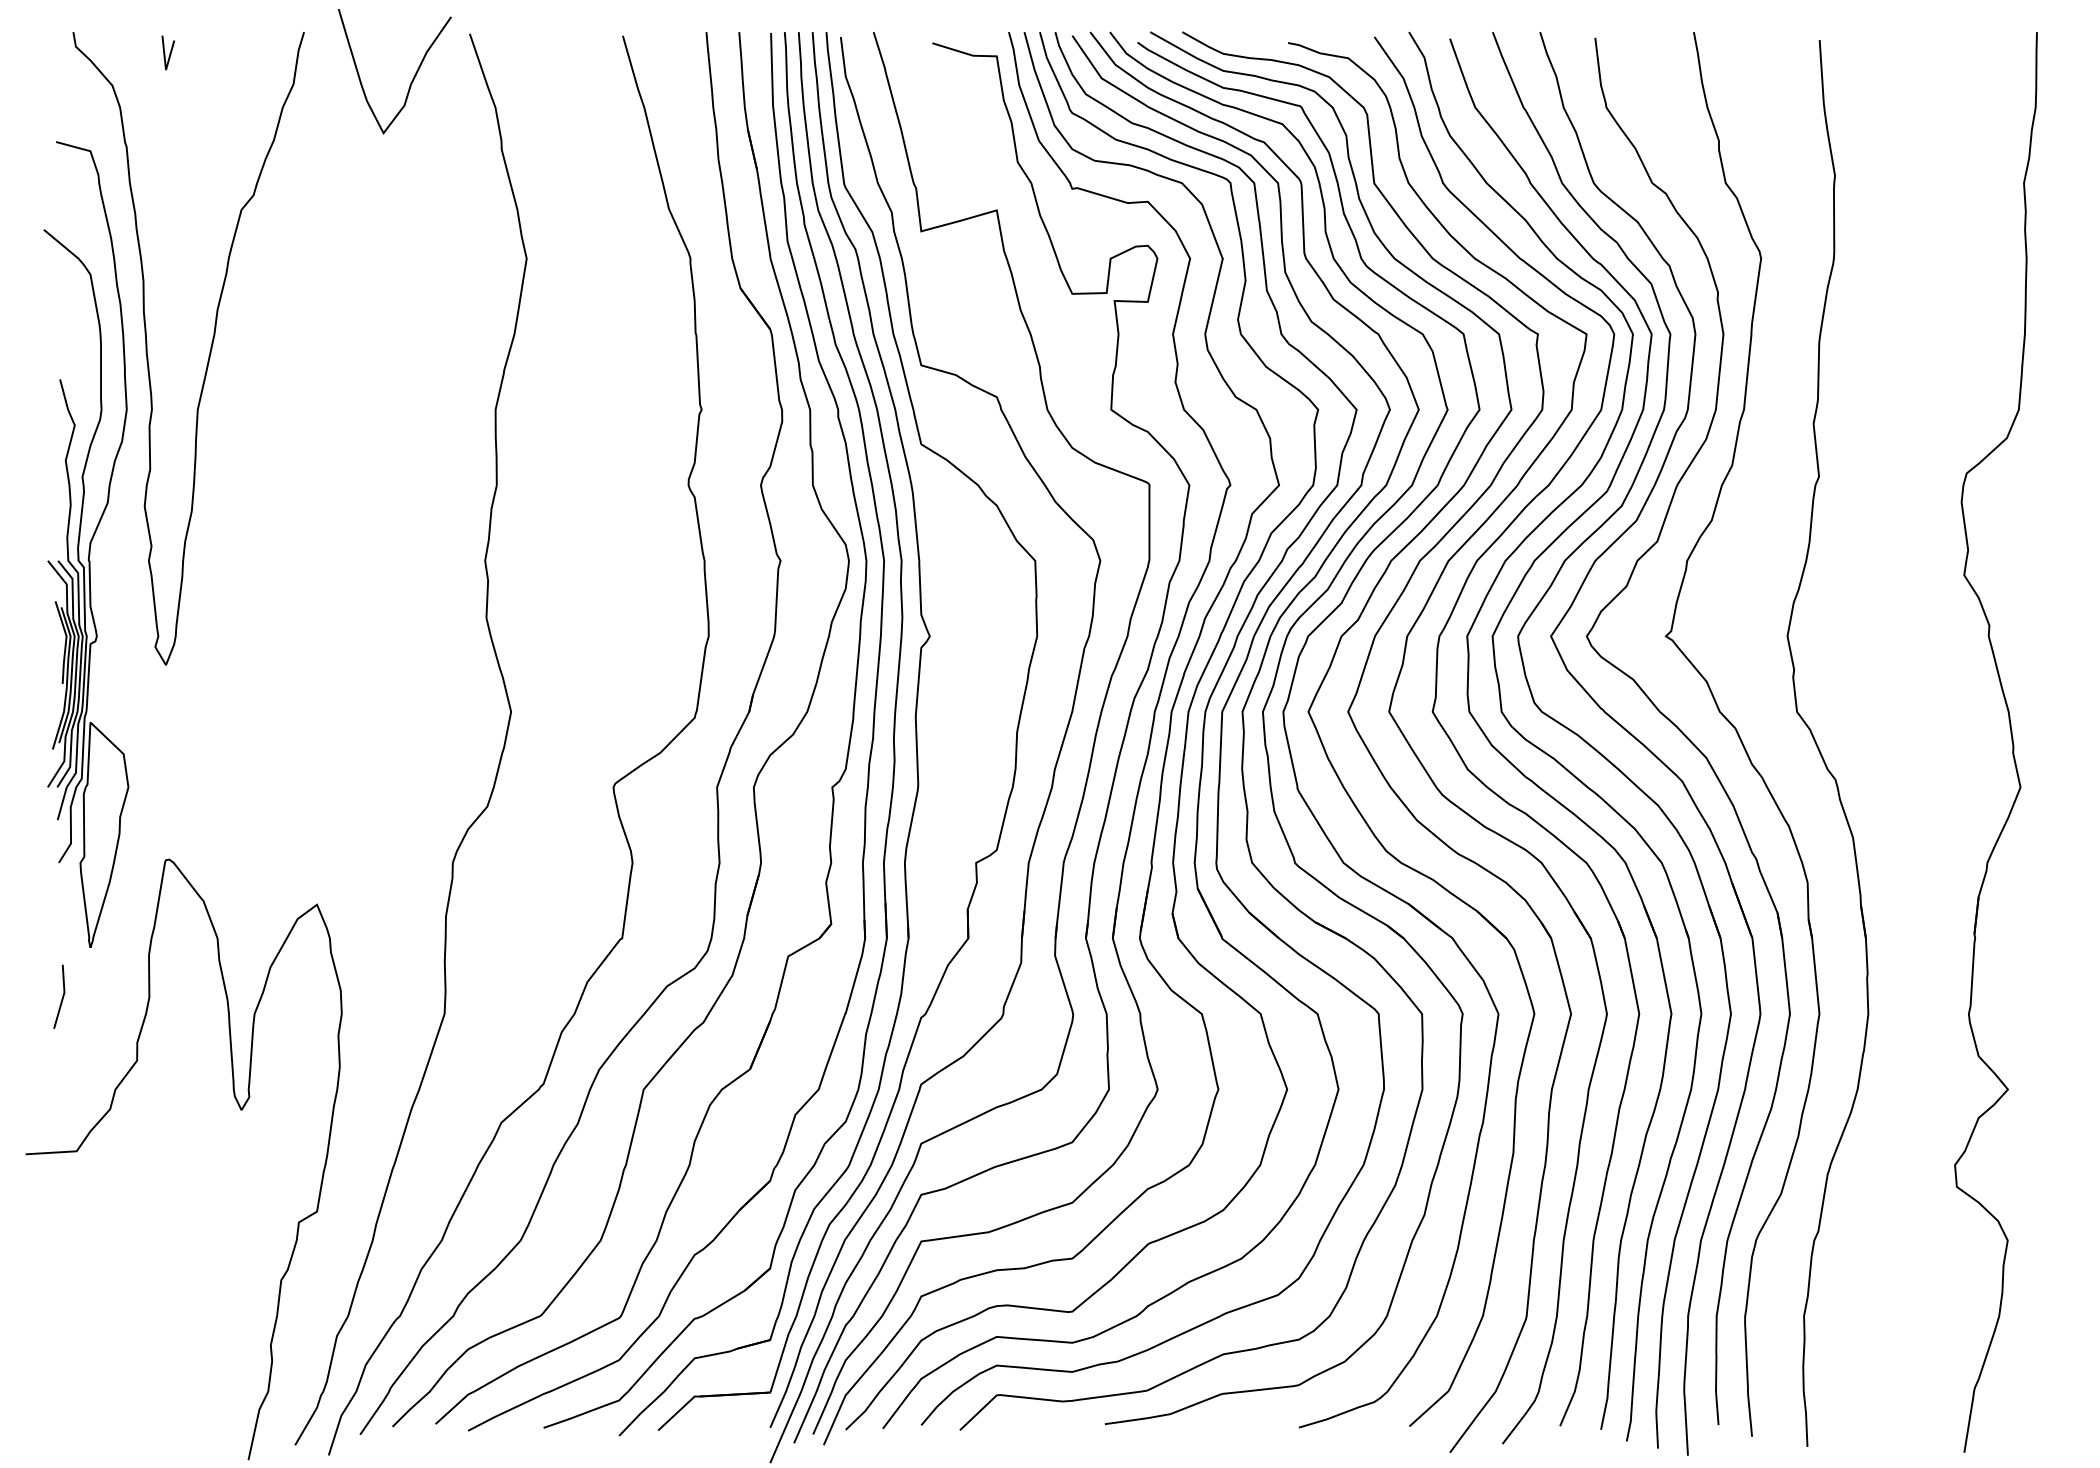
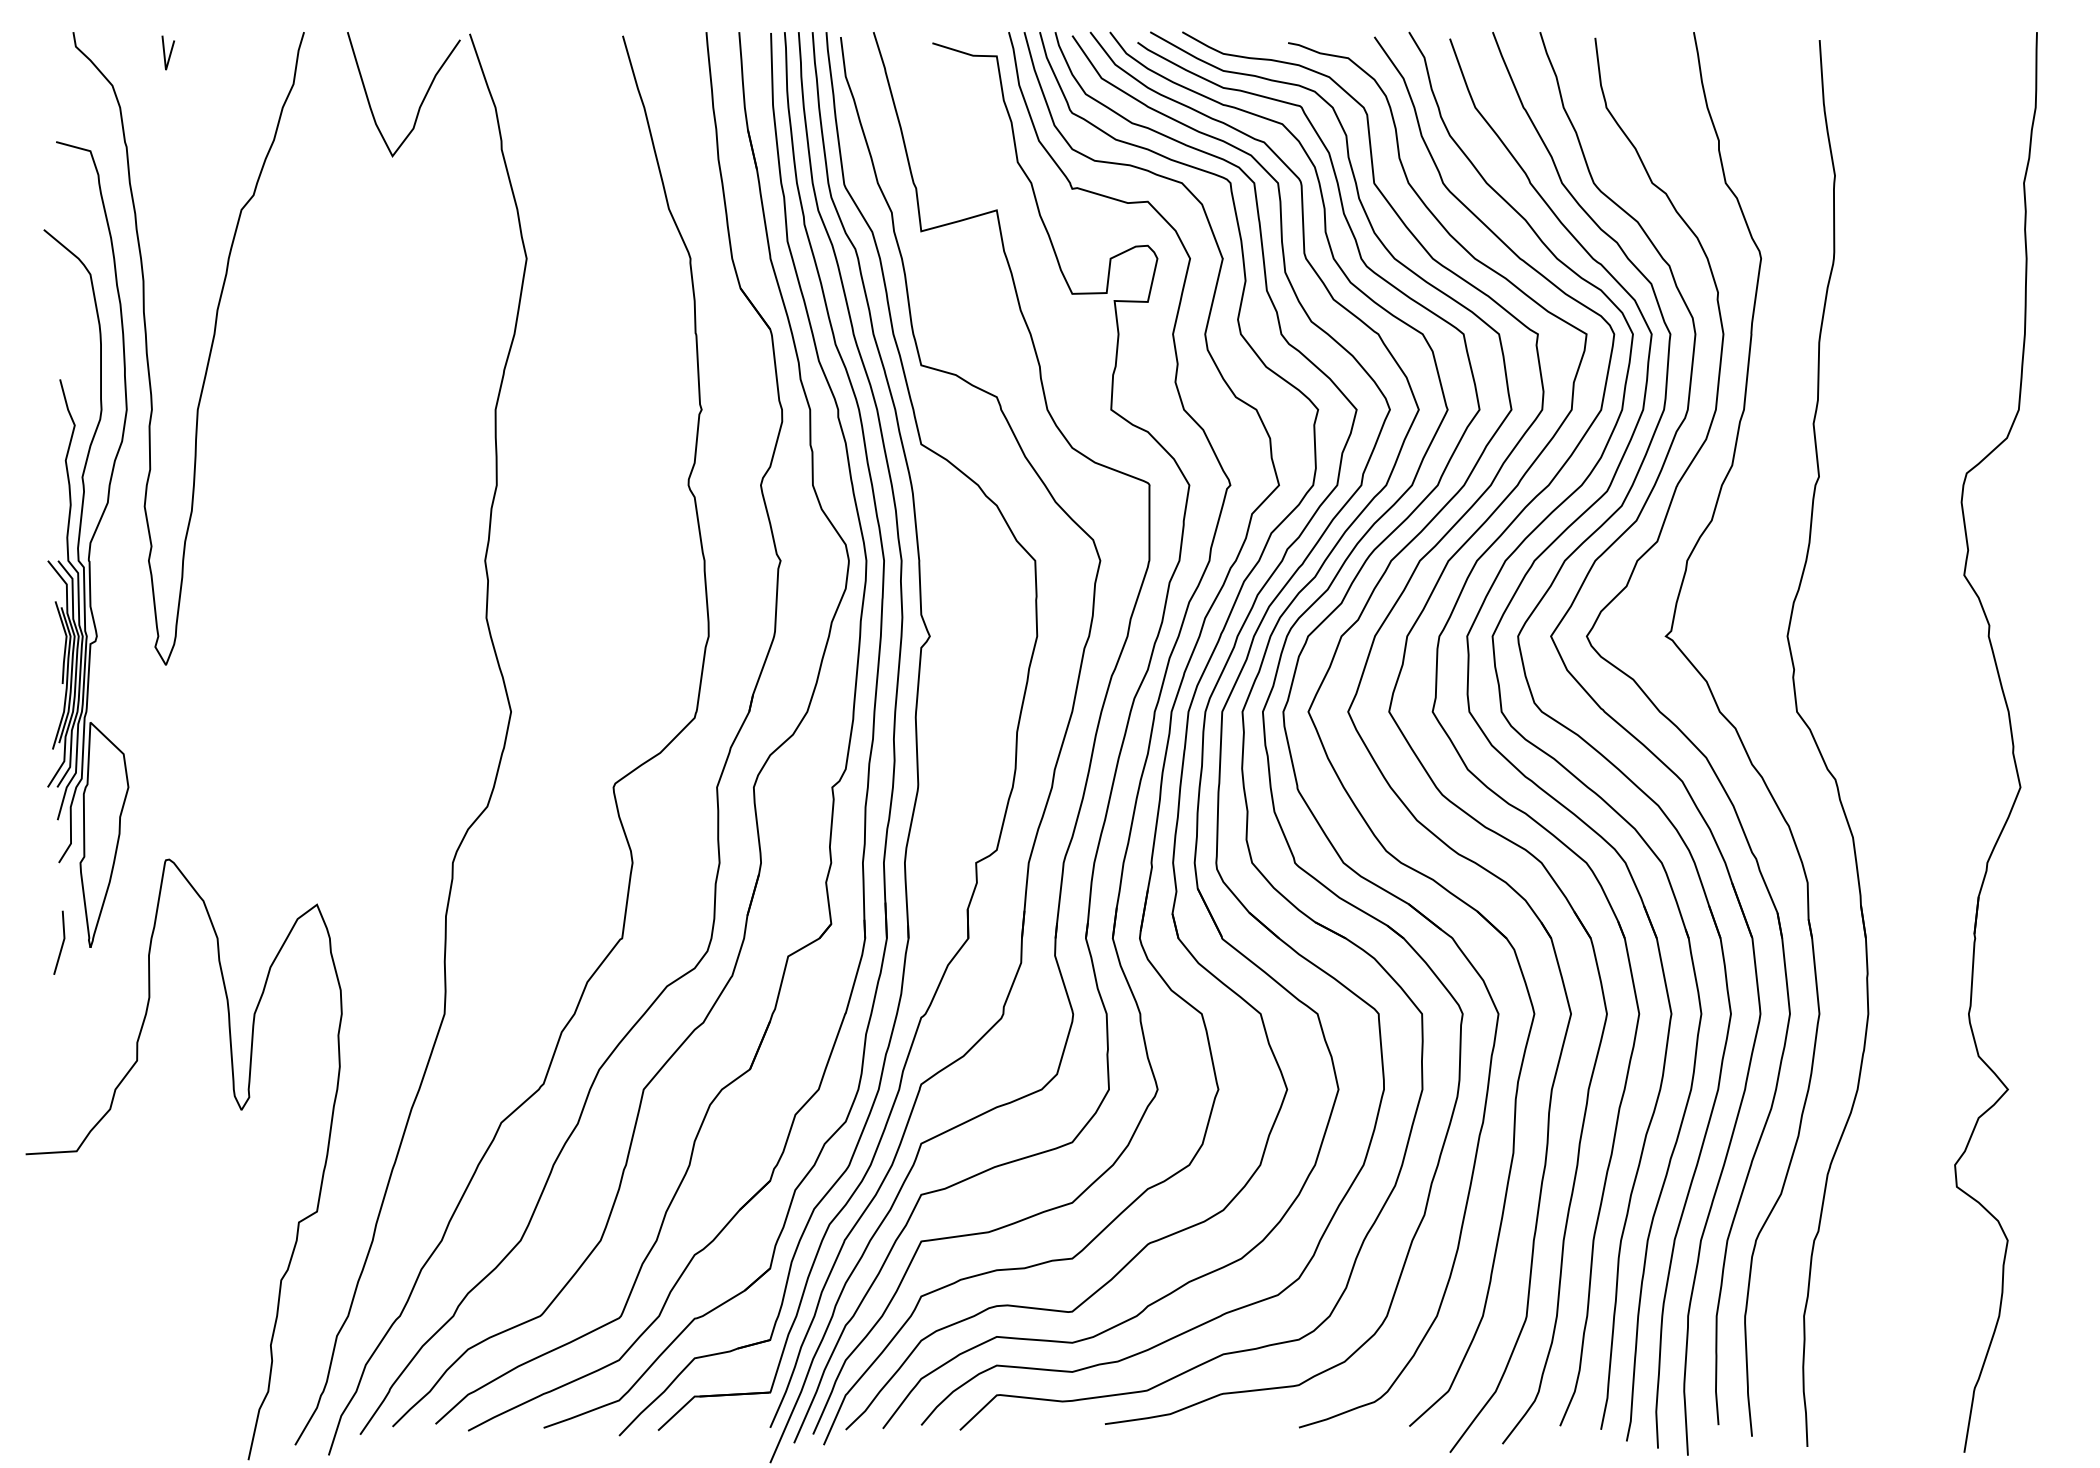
curve position: (411, 80) -> (420, 103) (420, 103)
line position: (61, 998) -> (61, 944) (61, 944)
